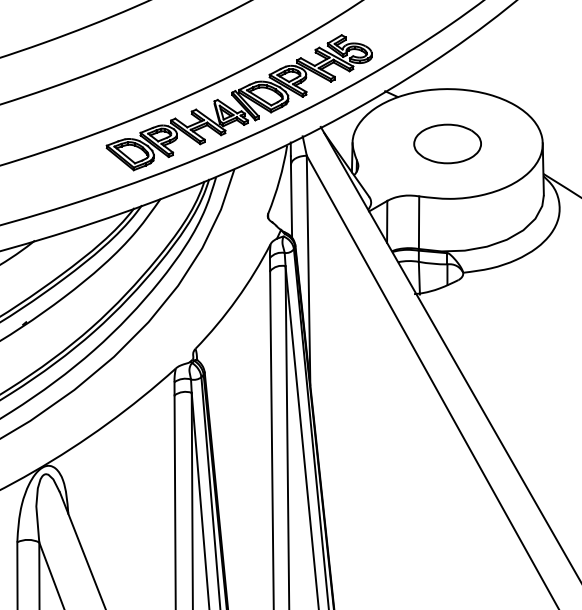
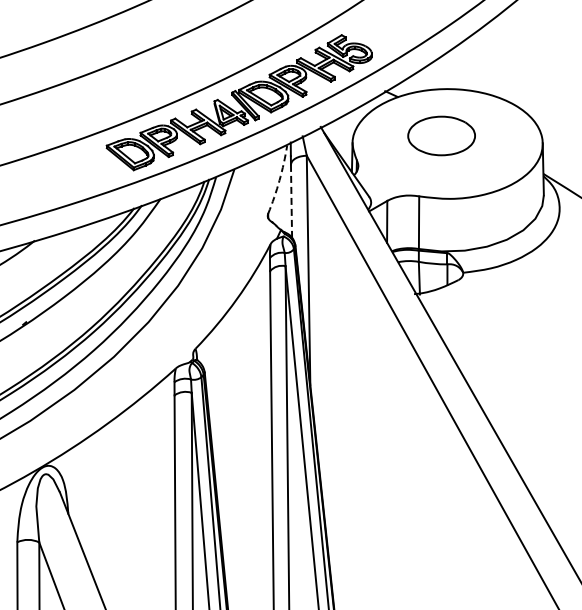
part position: (447, 143) -> (441, 135) (441, 135)
arc: solid -> dashed (279, 180)
line: solid -> dashed (291, 201)
